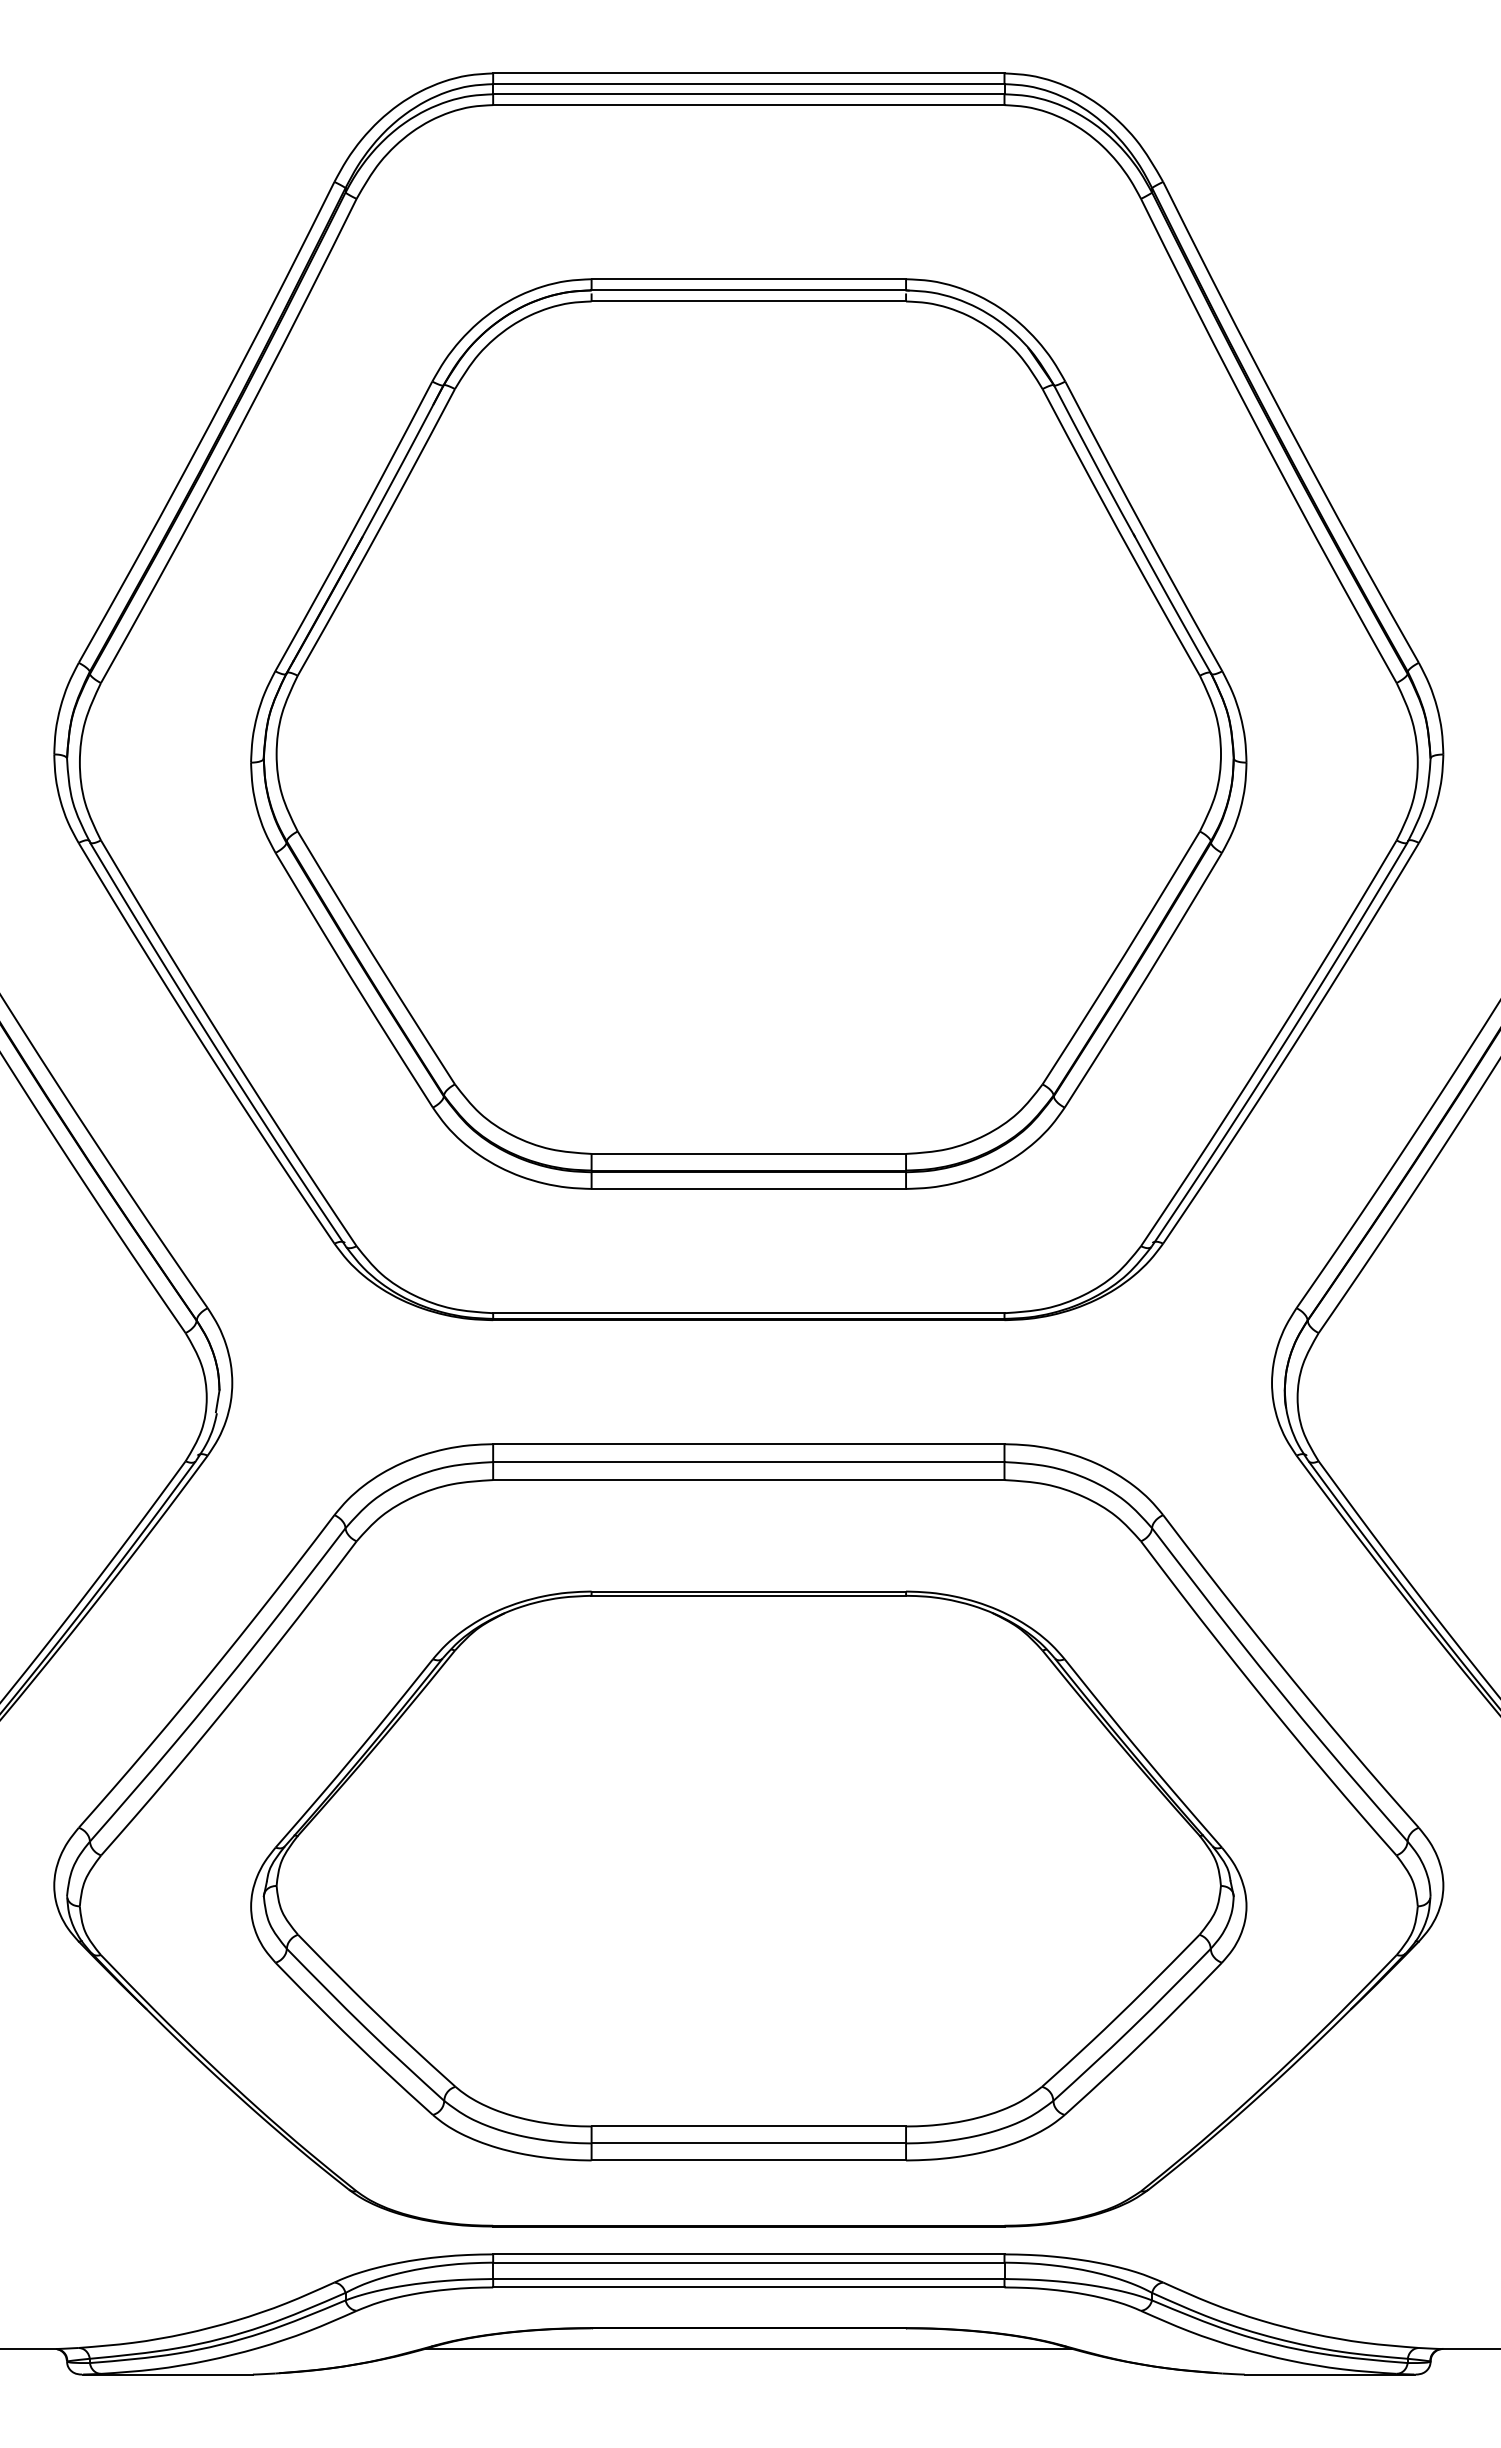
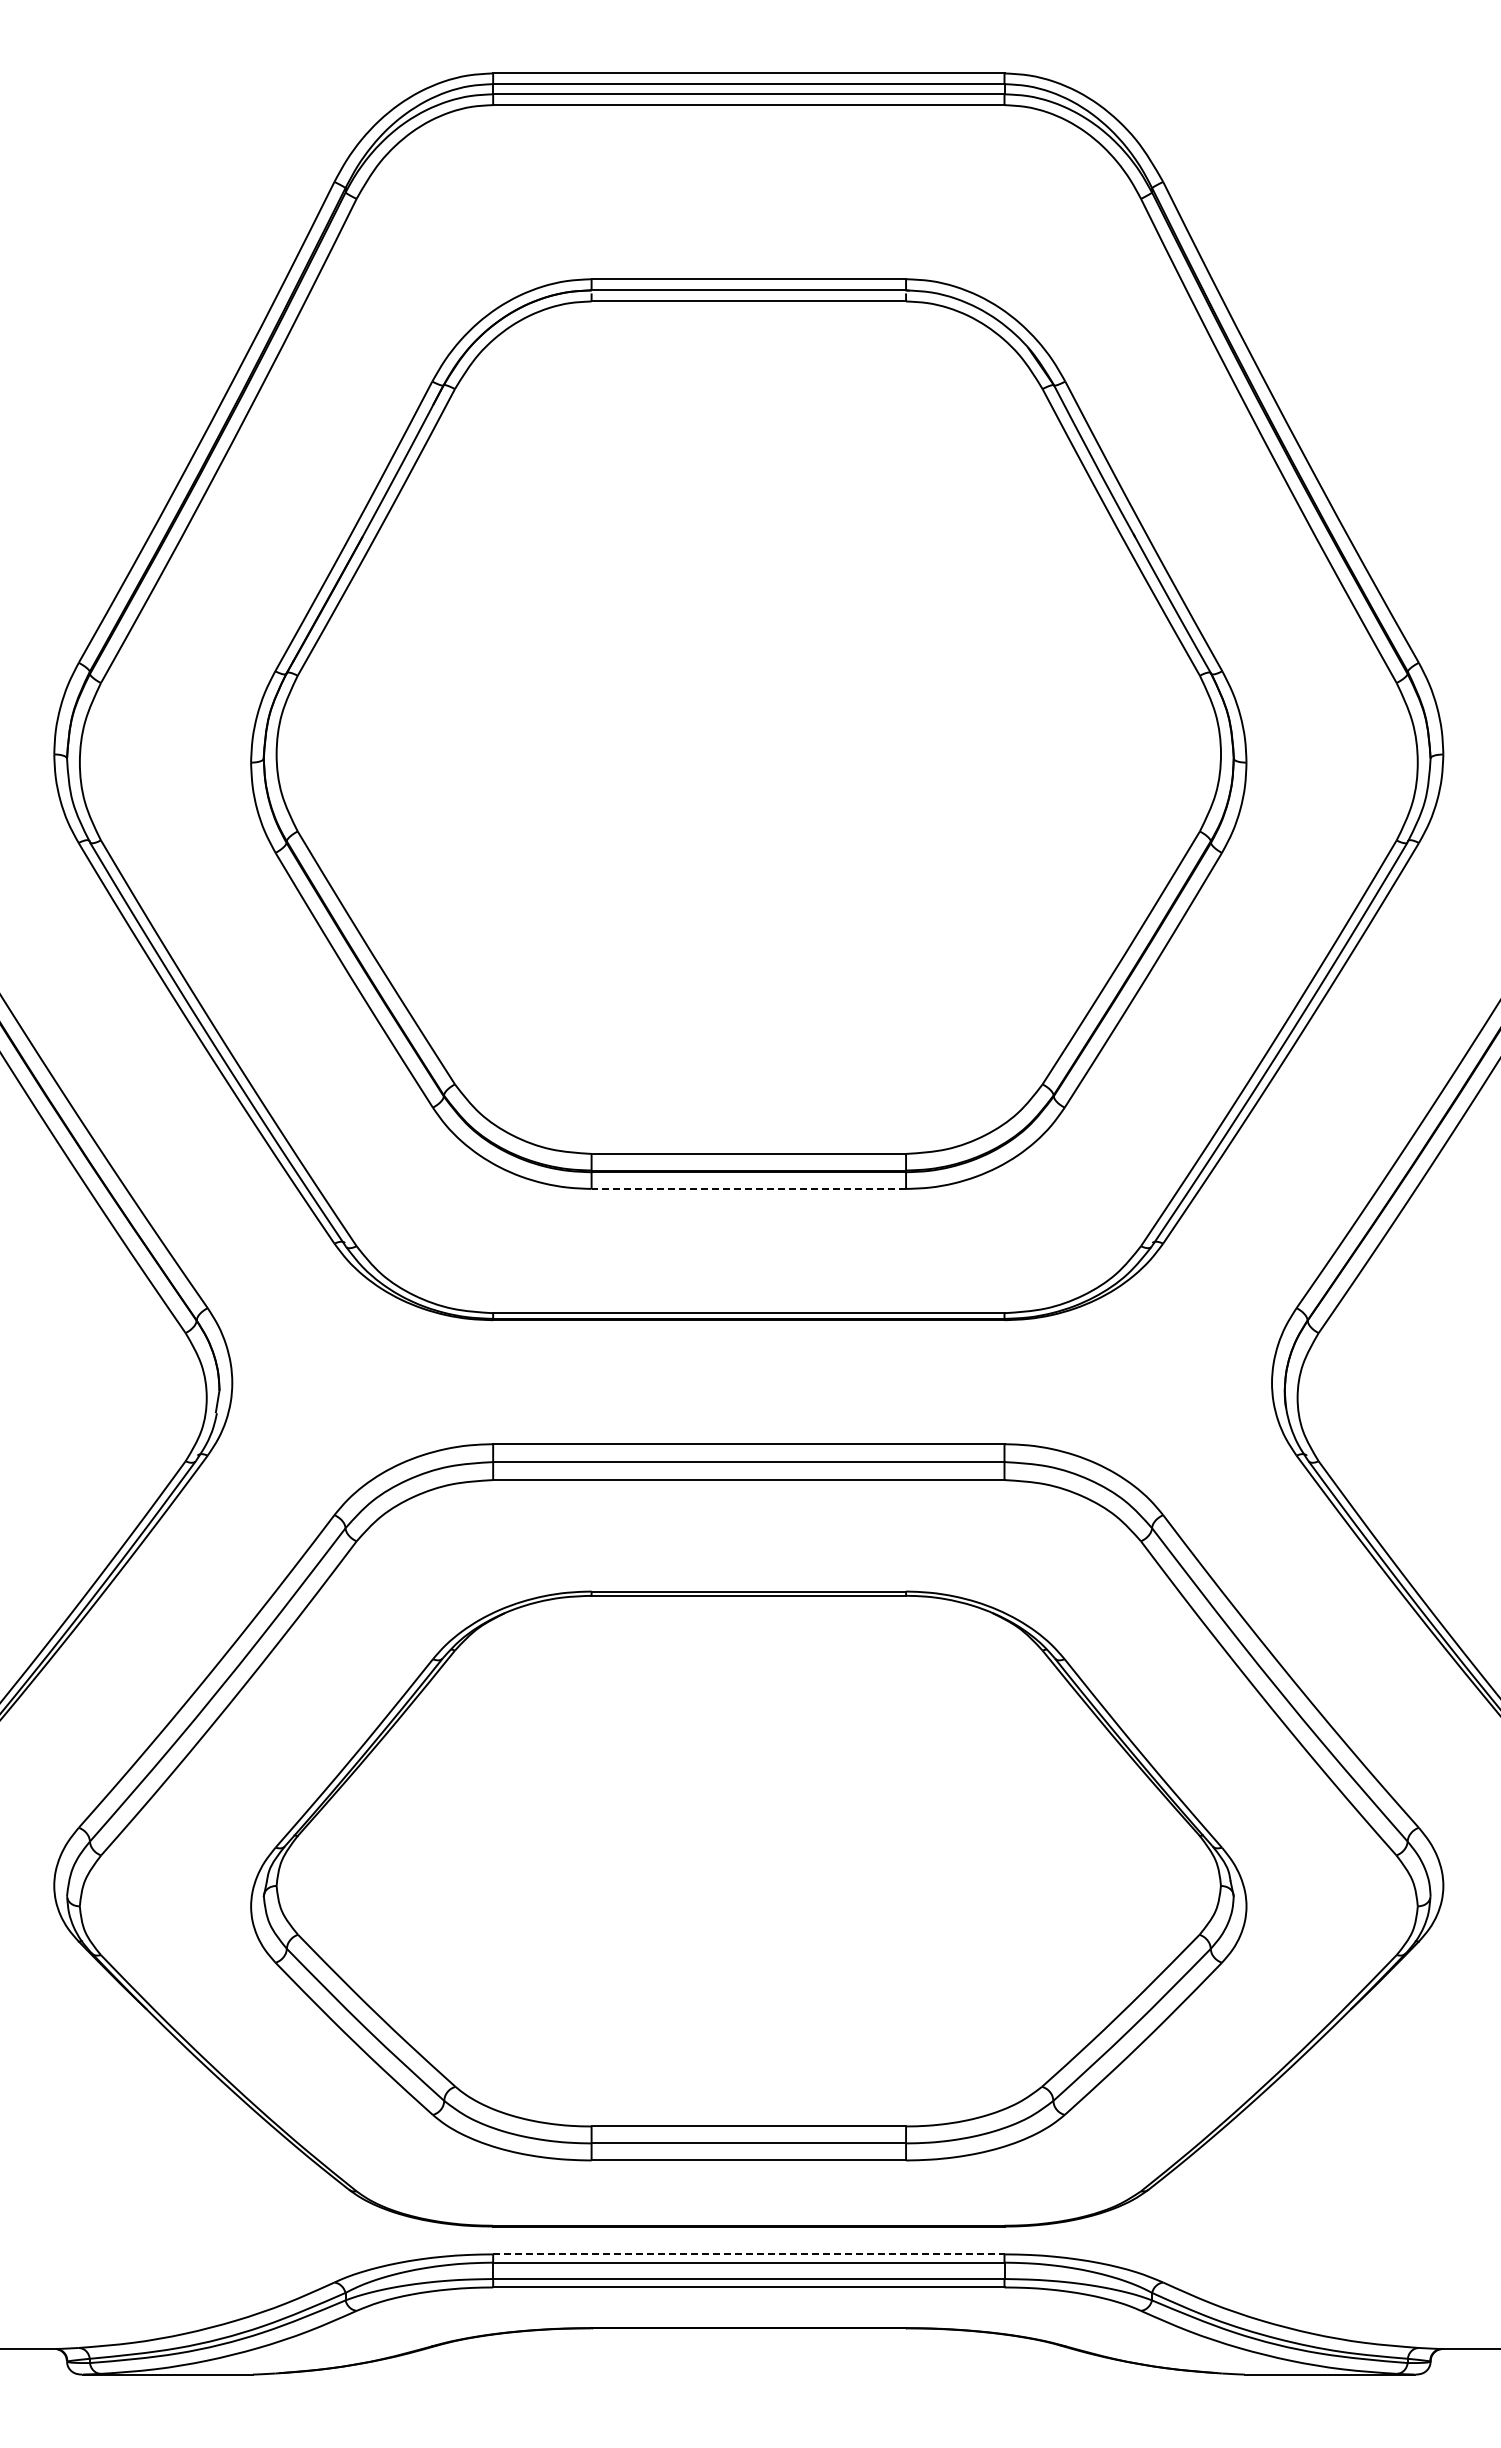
line: solid -> dashed (748, 1188)
line: solid -> dashed (748, 2254)
line: present -> none (748, 2348)
